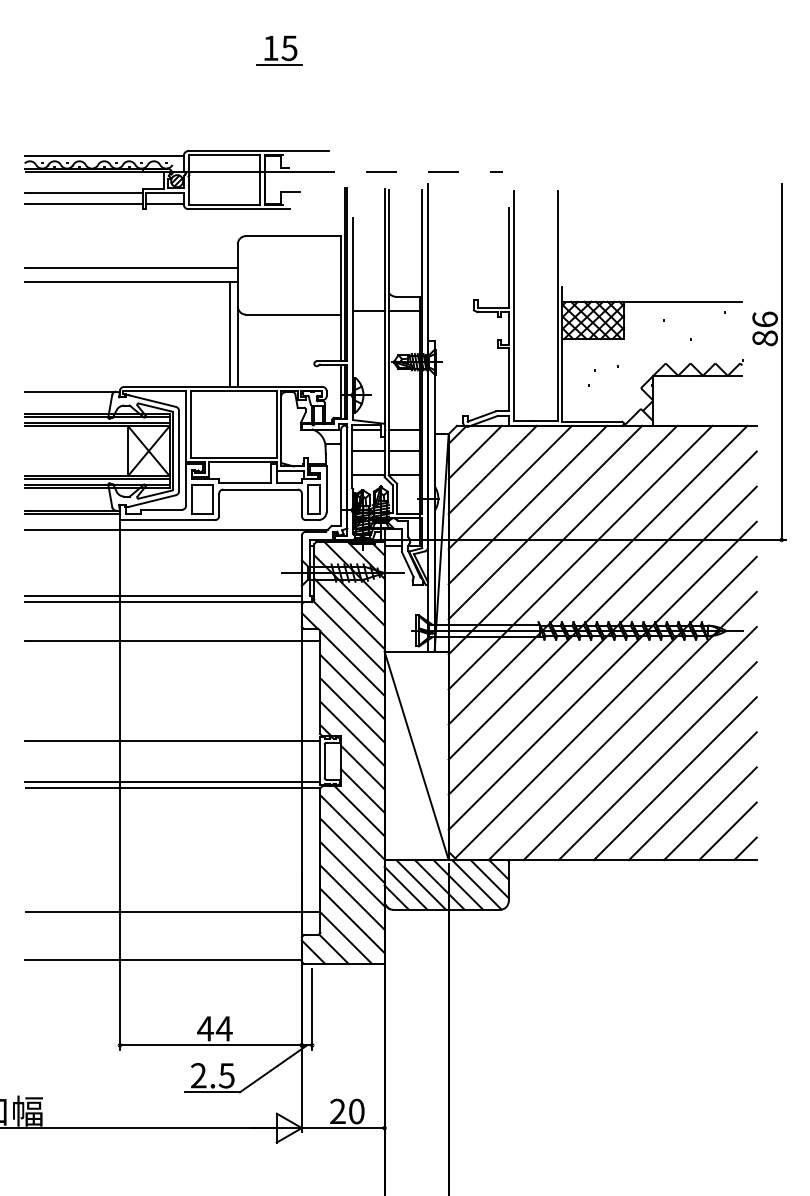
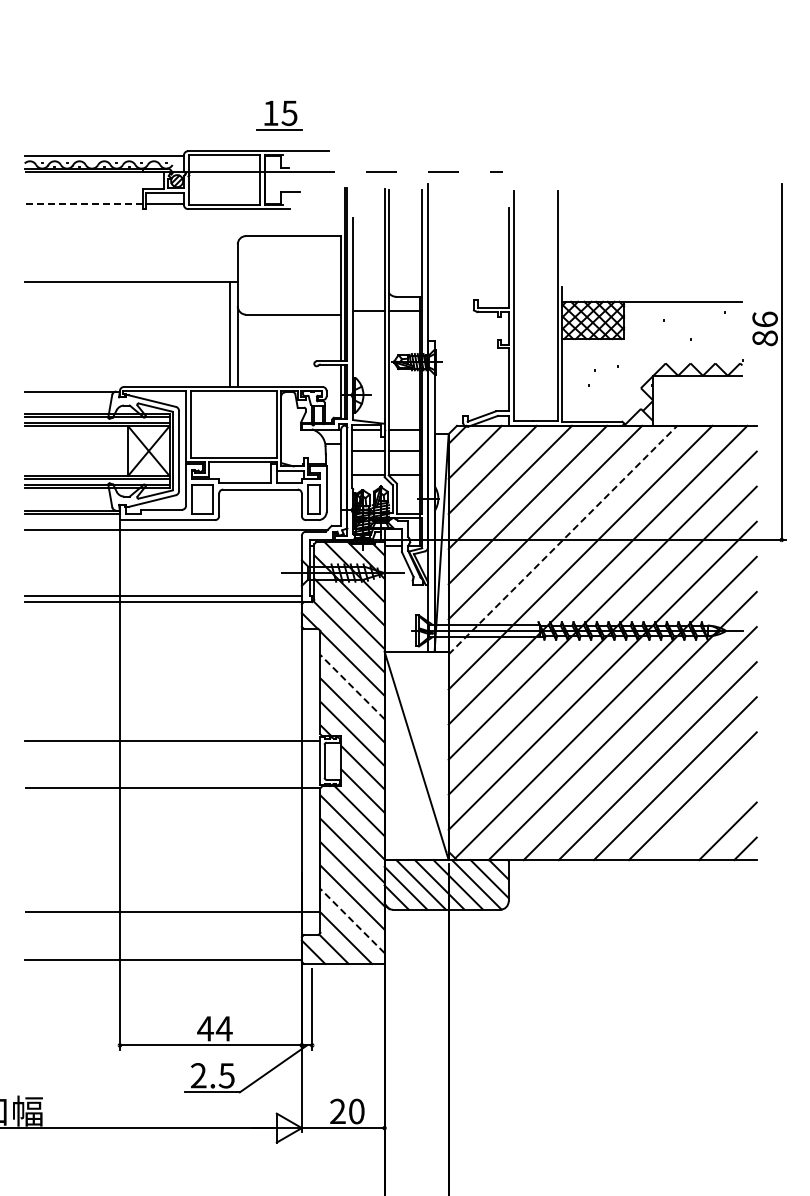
part position: (279, 50) -> (279, 115) (279, 115)
line: present -> none (83, 192)
line: solid -> dashed (83, 203)
line: present -> none (130, 268)
line: solid -> dashed (562, 540)
line: present -> none (172, 641)
line: solid -> dashed (352, 686)
line: present -> none (172, 781)
line: present -> none (710, 813)
line: solid -> dashed (352, 920)
